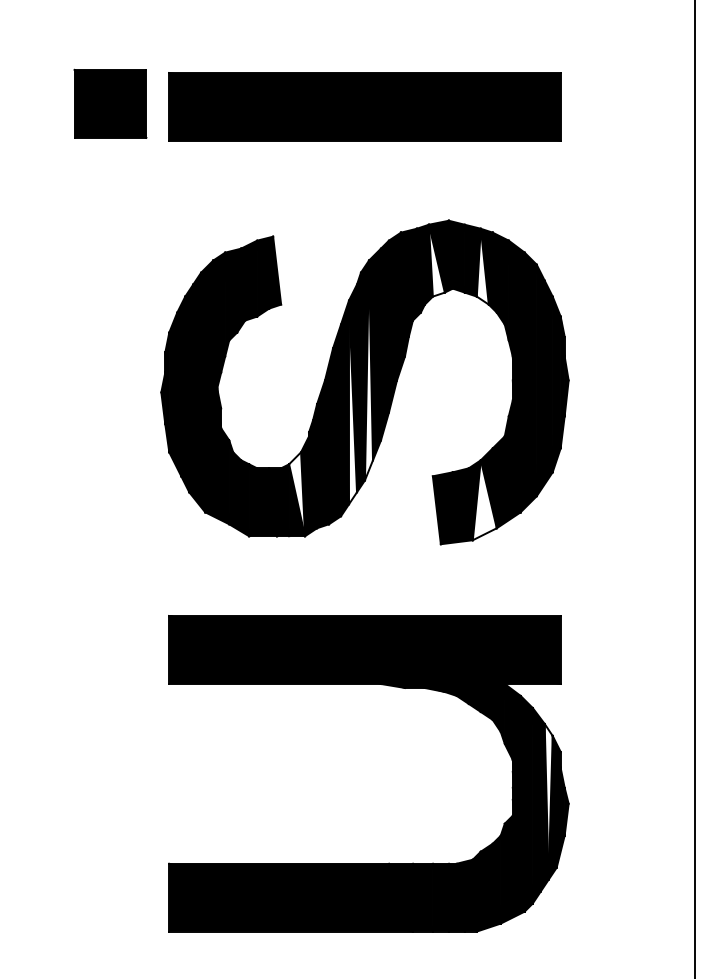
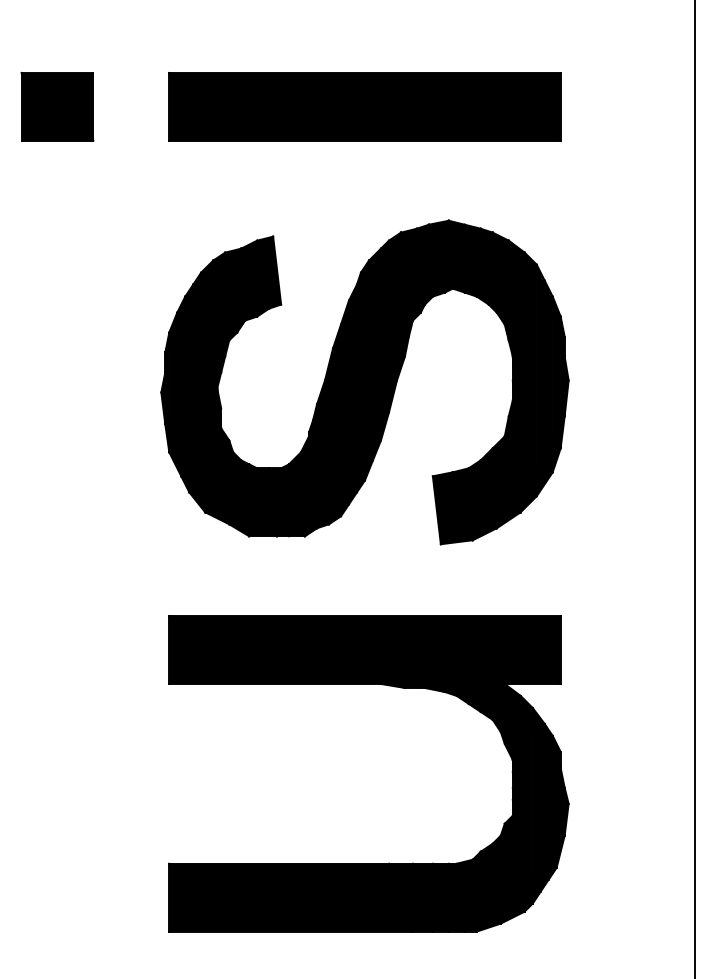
part position: (110, 103) -> (57, 106) (57, 106)
fill: none -> present (436, 260)
fill: none -> present (482, 266)
fill: none -> present (368, 370)
fill: none -> present (353, 402)
fill: none -> present (297, 494)
fill: none -> present (484, 500)
fill: none -> present (548, 801)
